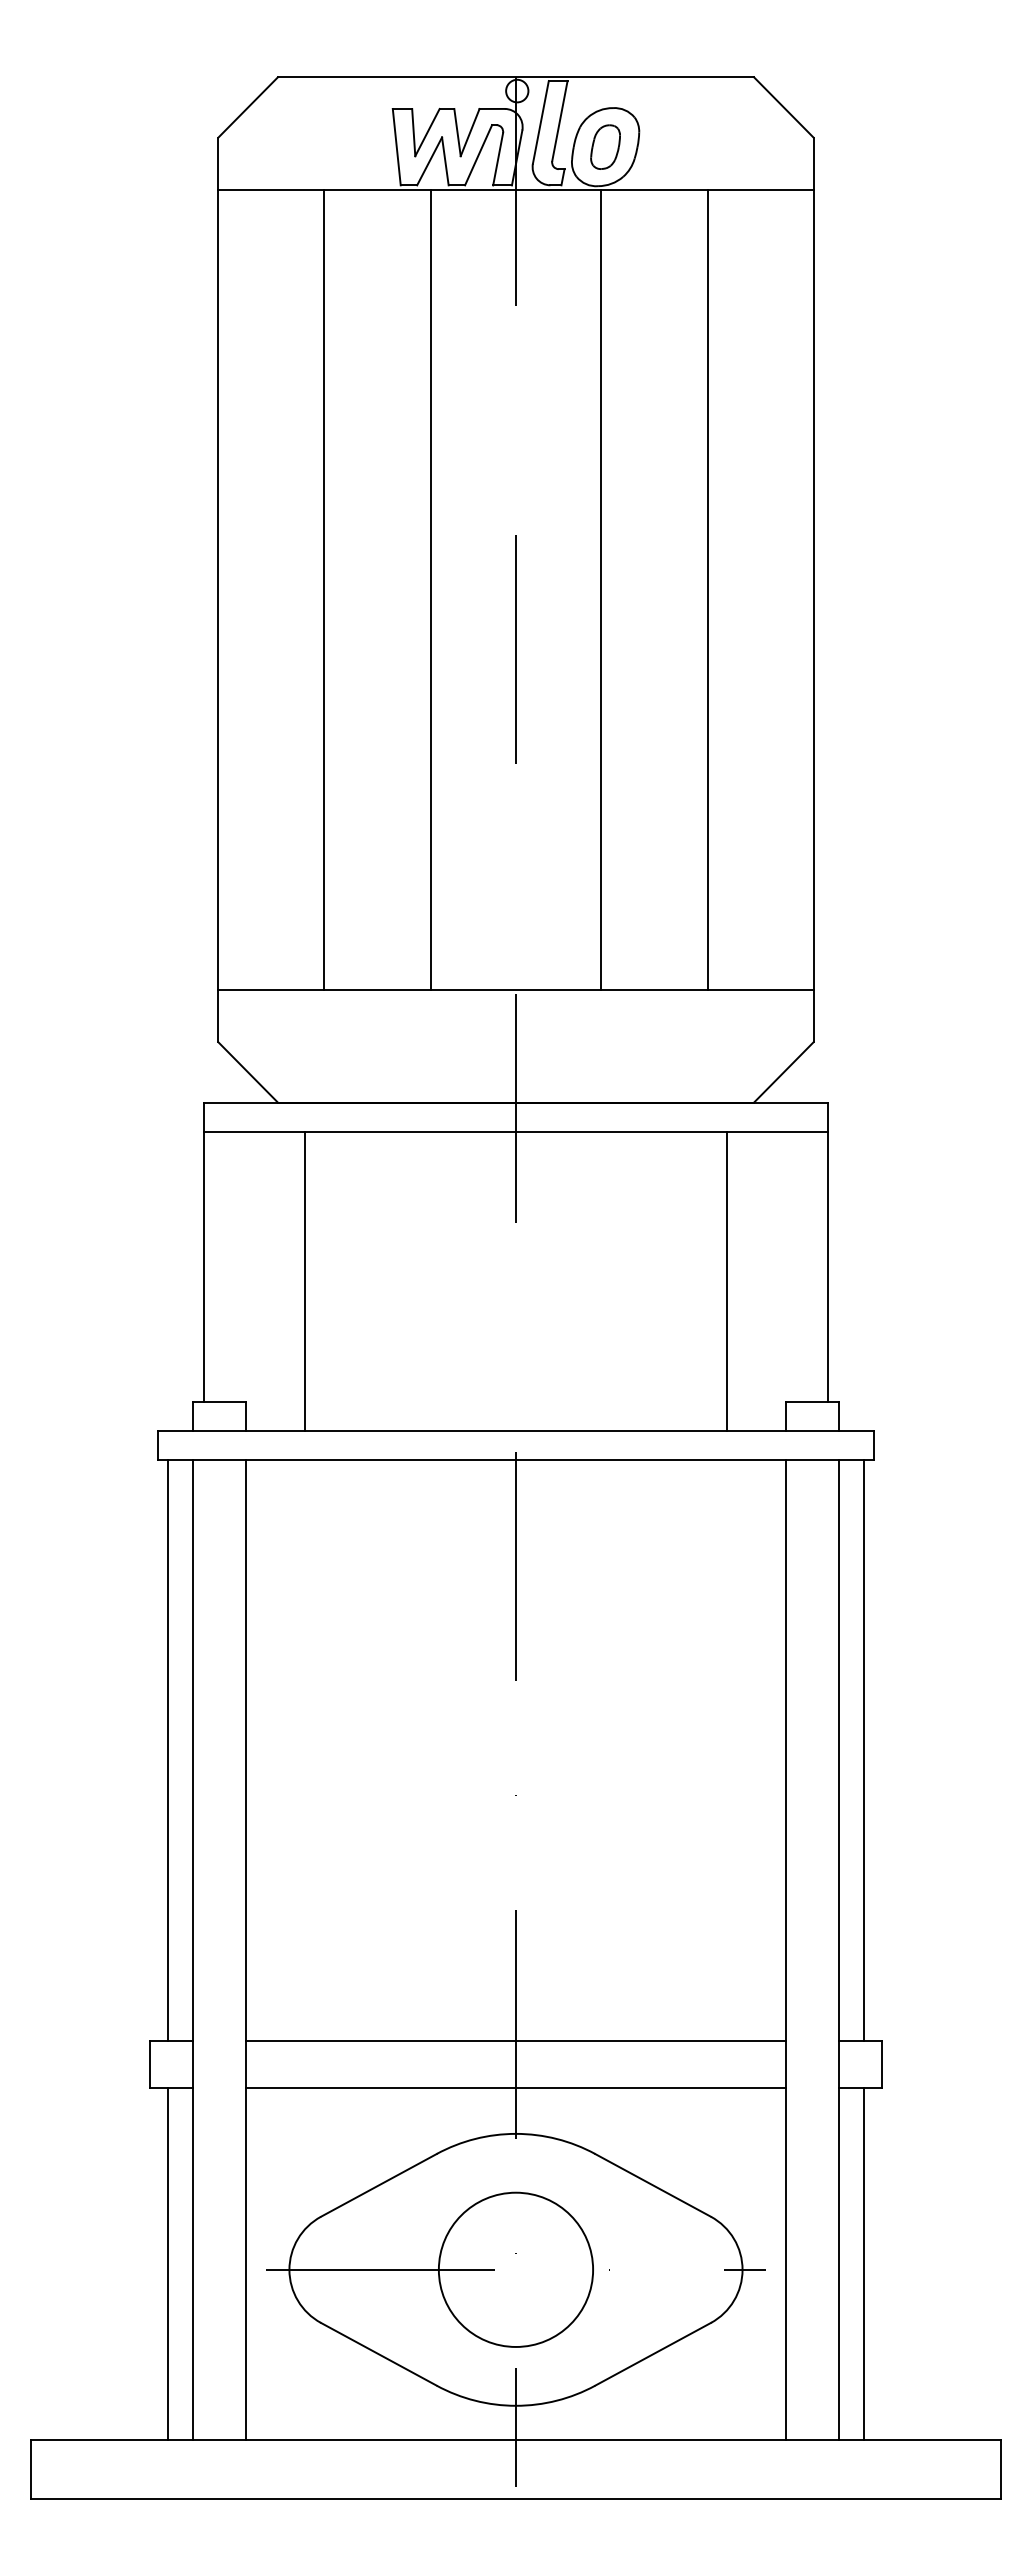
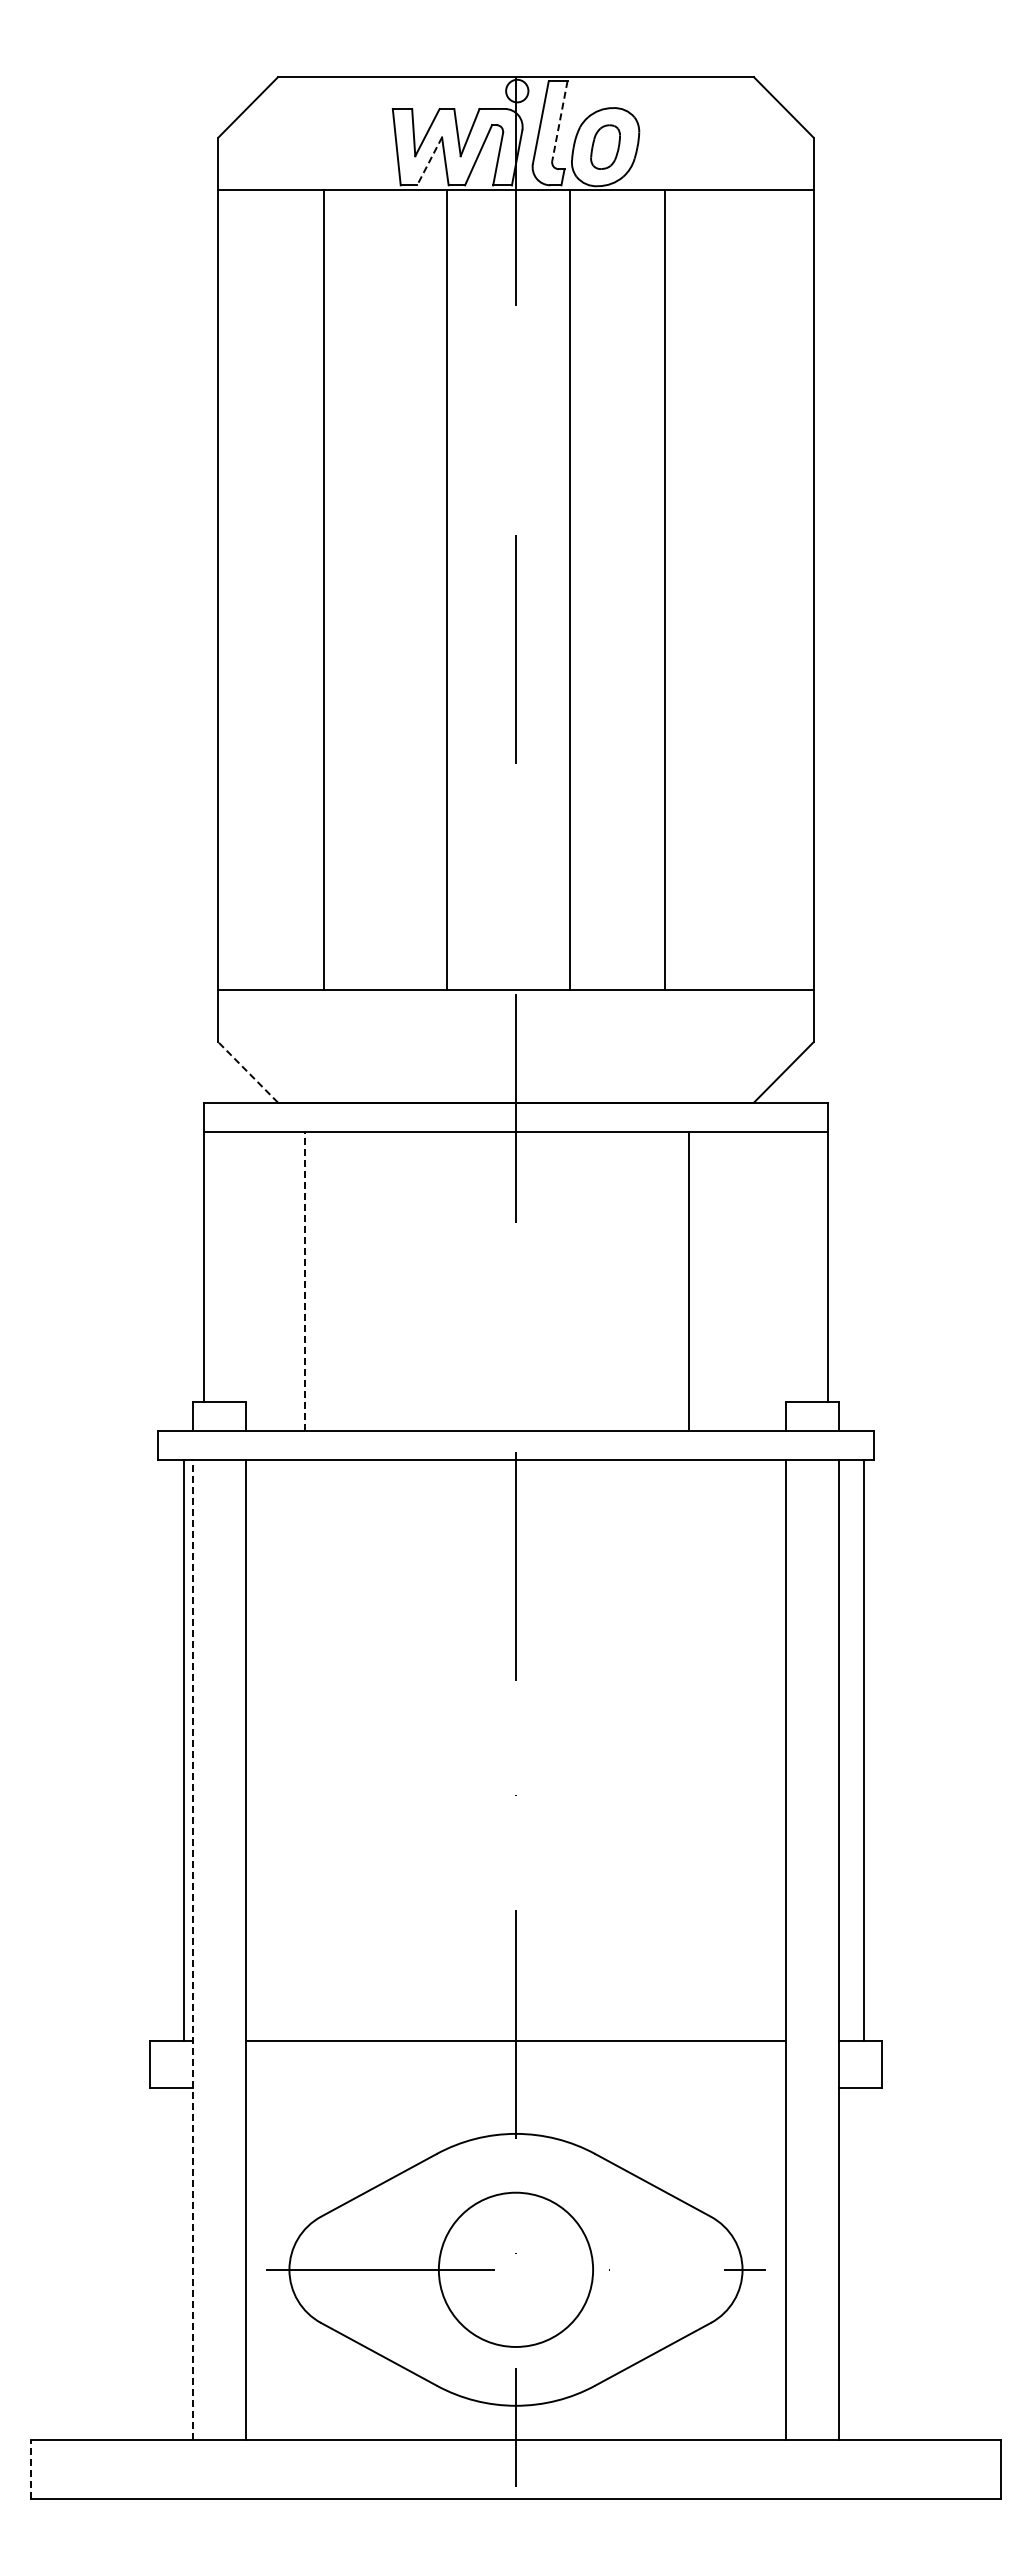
line: solid -> dashed (559, 121)
line: solid -> dashed (429, 161)
line position: (431, 589) -> (447, 589) (447, 589)
line position: (600, 589) -> (569, 589) (569, 589)
line position: (708, 589) -> (665, 589) (665, 589)
line: solid -> dashed (247, 1072)
line position: (727, 1280) -> (689, 1280) (689, 1280)
line: solid -> dashed (304, 1281)
line position: (167, 1749) -> (183, 1749) (183, 1749)
line: solid -> dashed (193, 1949)
line: present -> none (515, 2088)
line: present -> none (167, 2264)
line: present -> none (864, 2264)
line: solid -> dashed (30, 2469)
